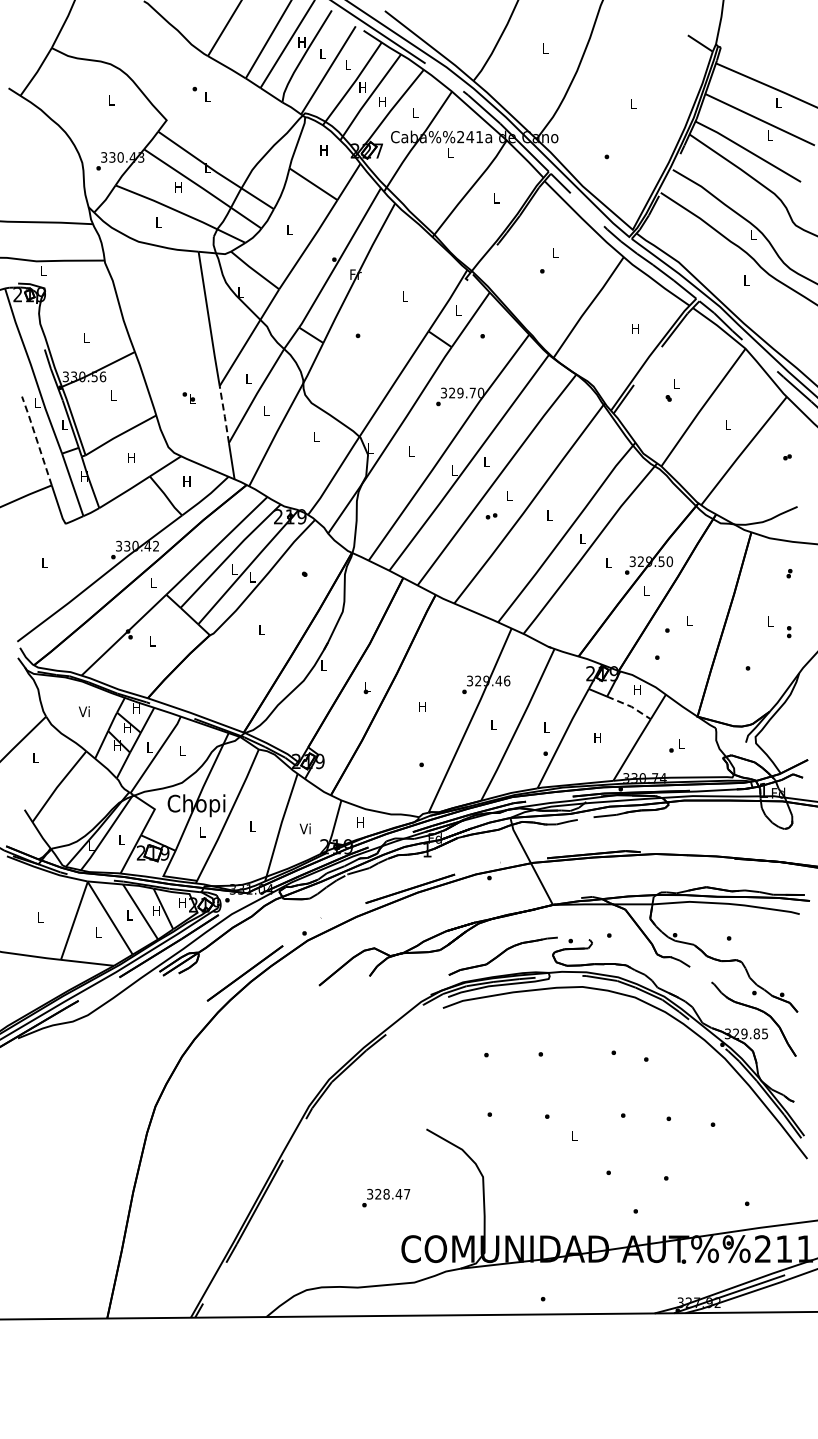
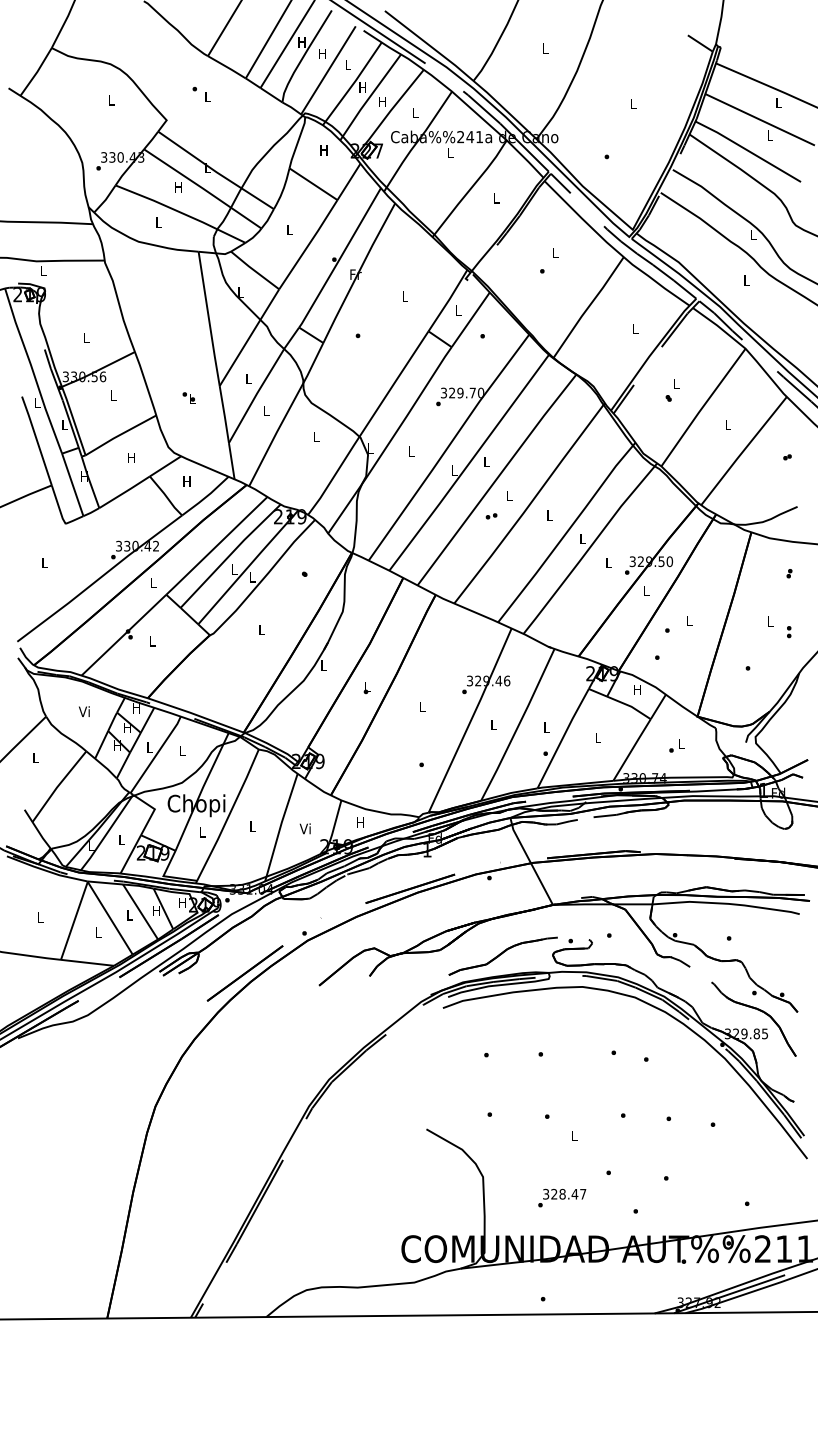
text: L -> H (322, 53)
text: H -> L (635, 328)
line: dashed -> solid (224, 414)
line: dashed -> solid (36, 439)
text: H -> L (422, 706)
line: dashed -> solid (630, 706)
text: H -> L (597, 737)
text position: (386, 1197) -> (562, 1197) (562, 1197)
